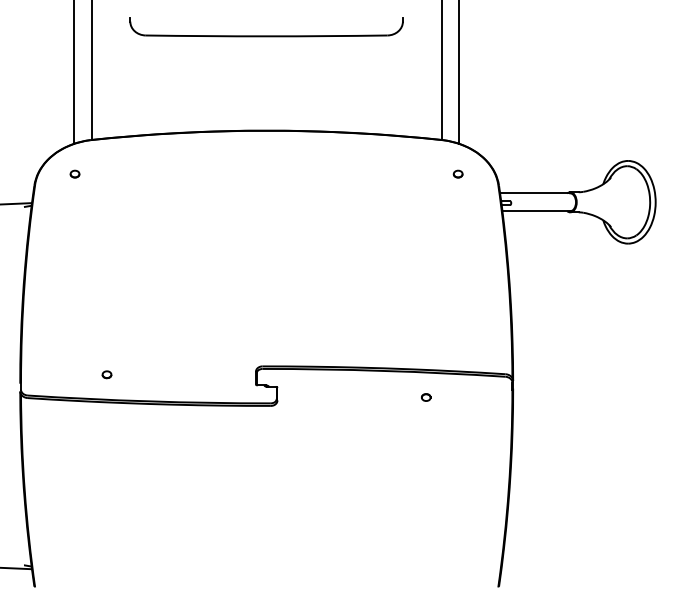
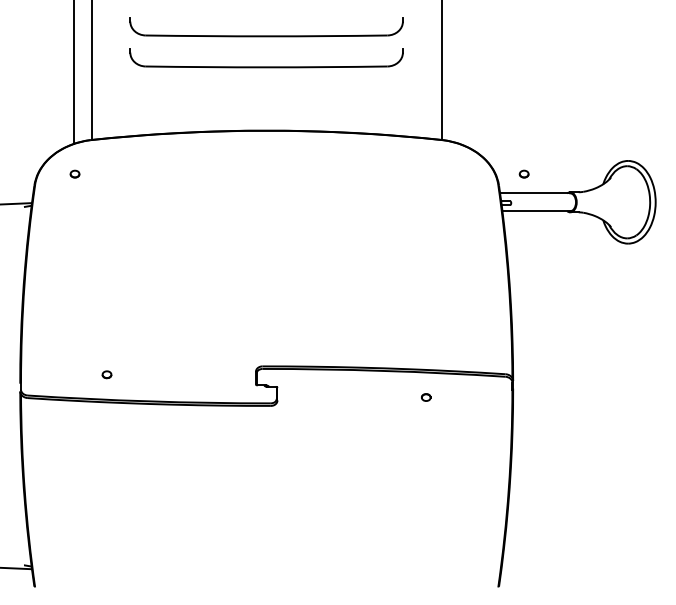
part: none -> present (266, 66)
line: present -> none (459, 72)
part position: (457, 173) -> (523, 173) (523, 173)
